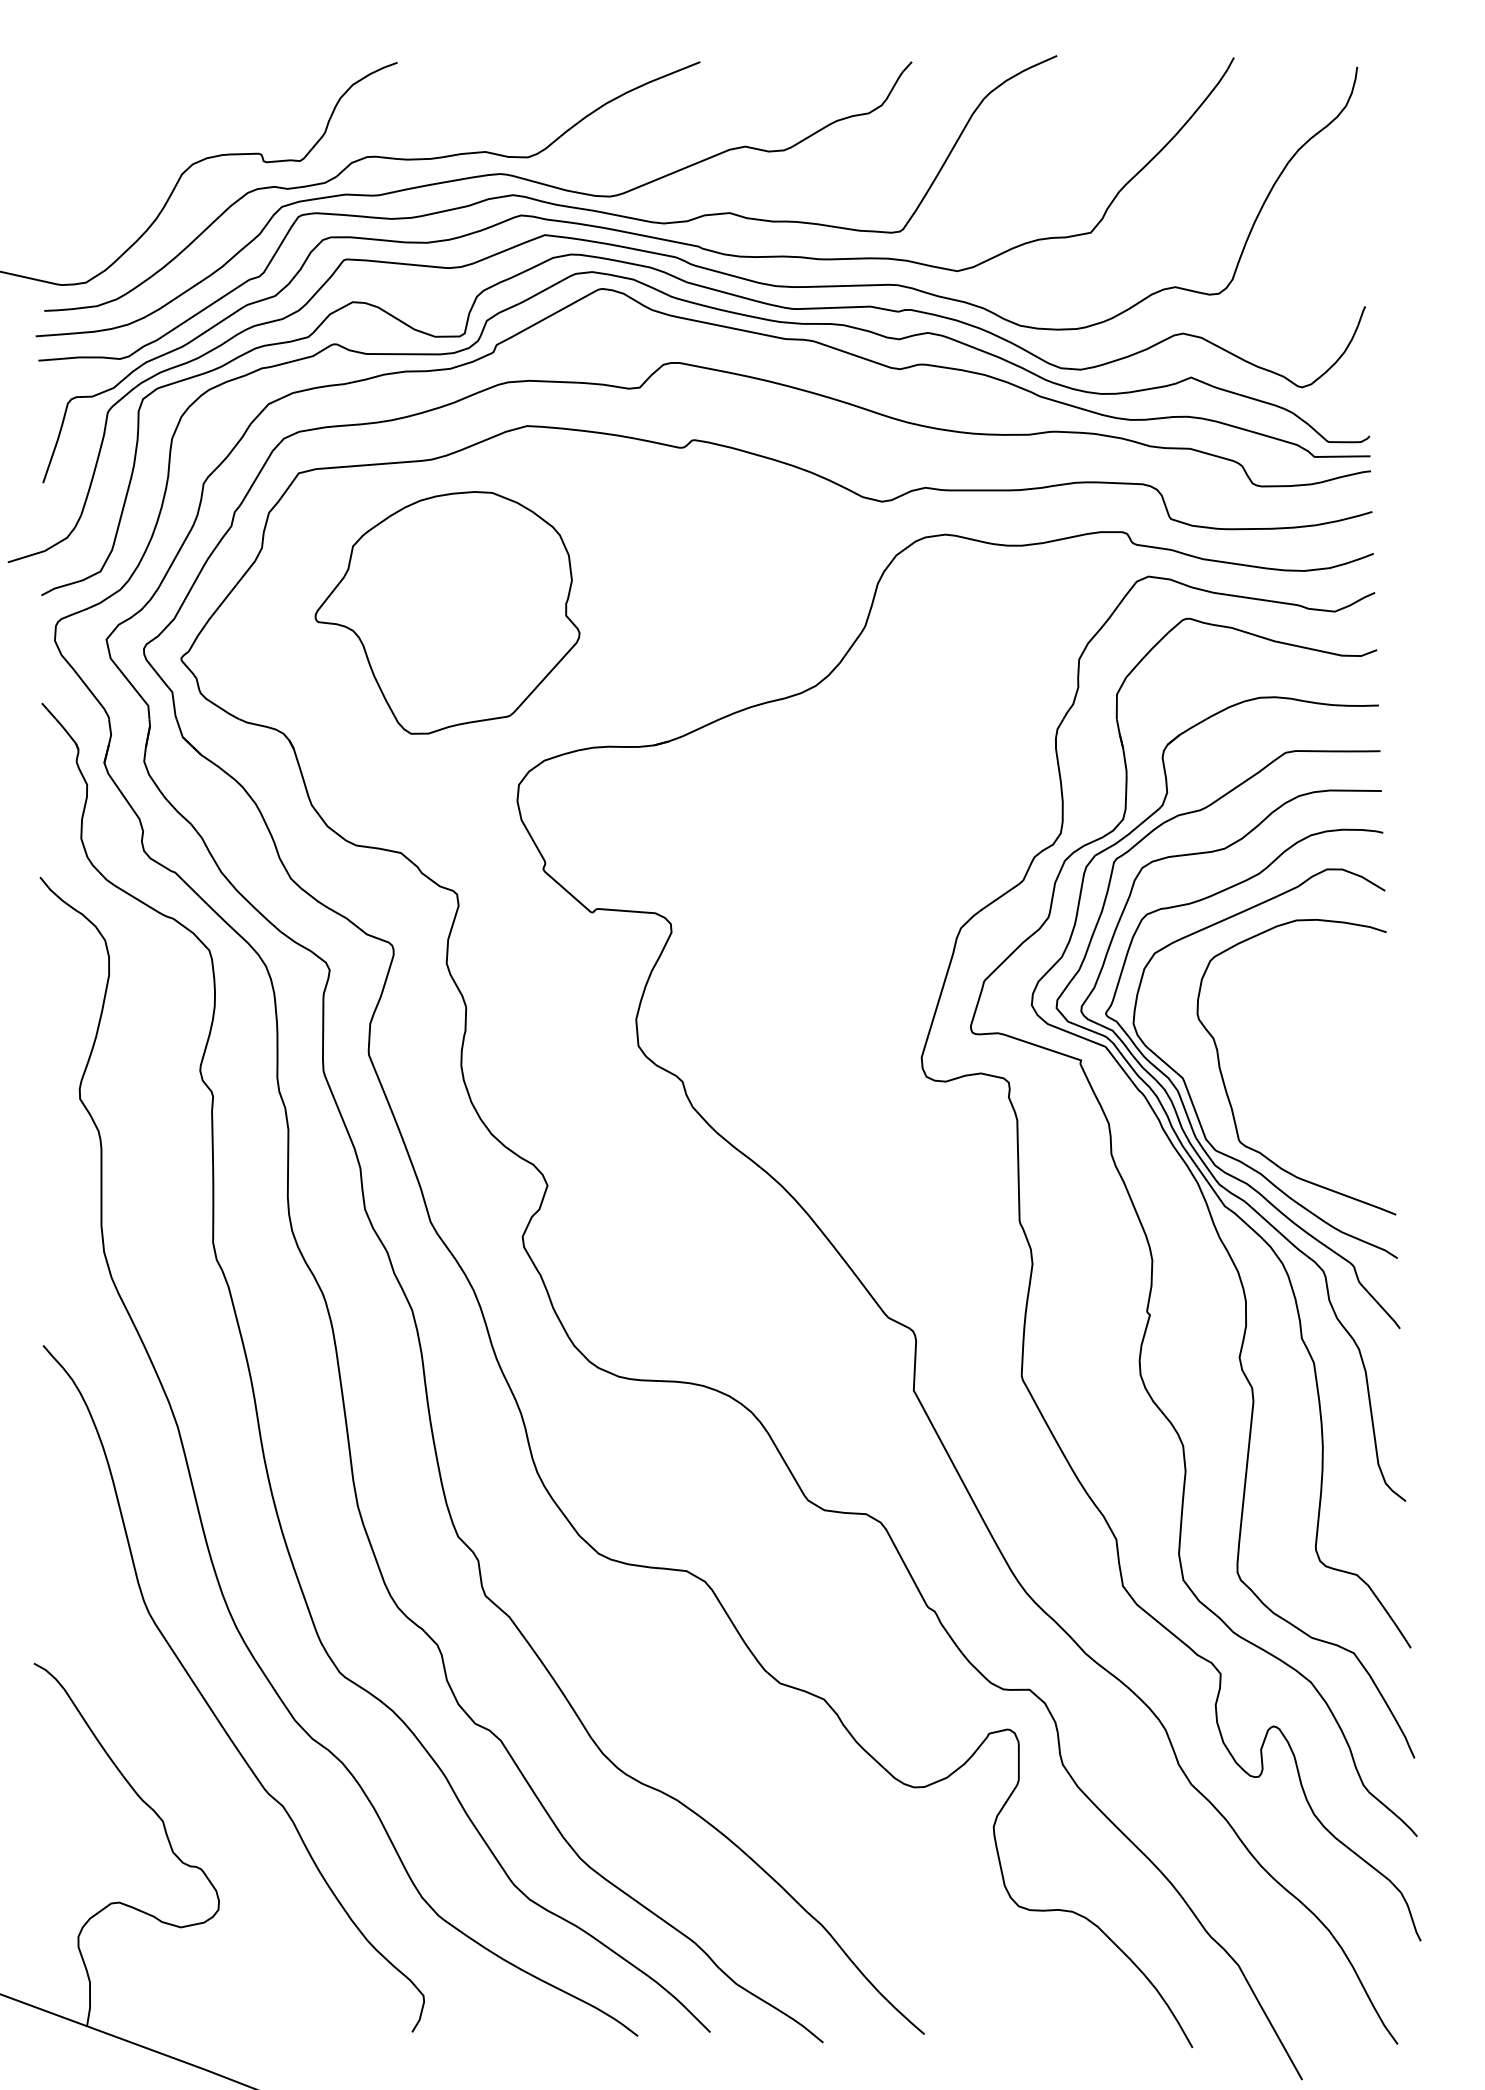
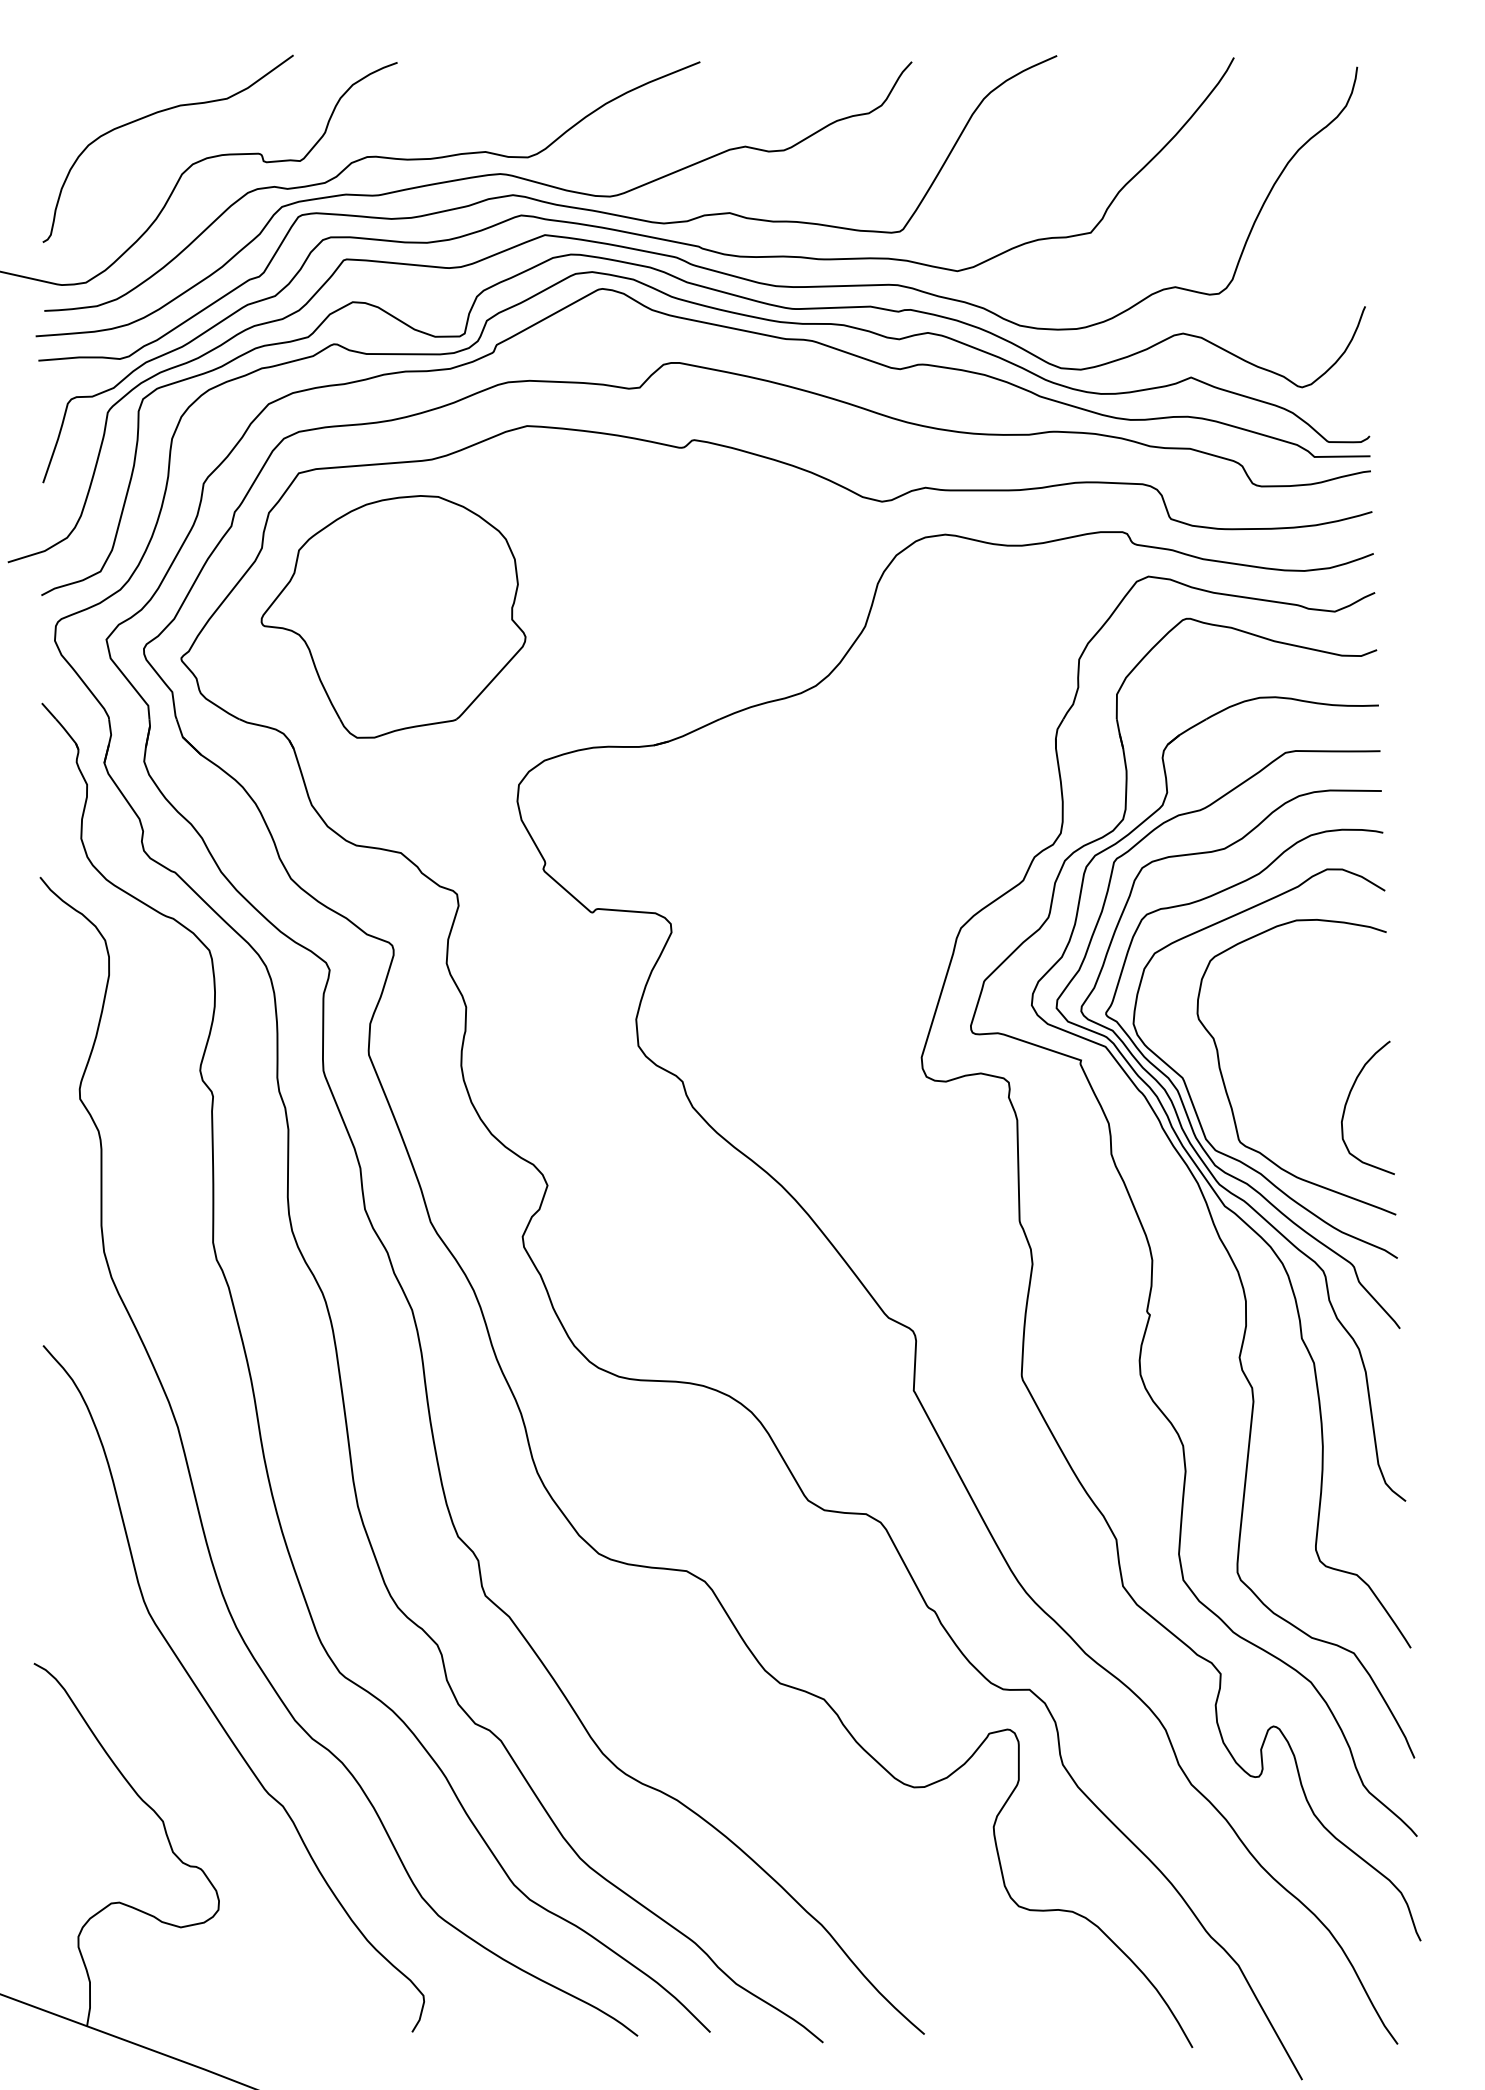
curve: none -> present (152, 115)
part position: (447, 612) -> (393, 616) (393, 616)
curve: none -> present (1348, 1100)
